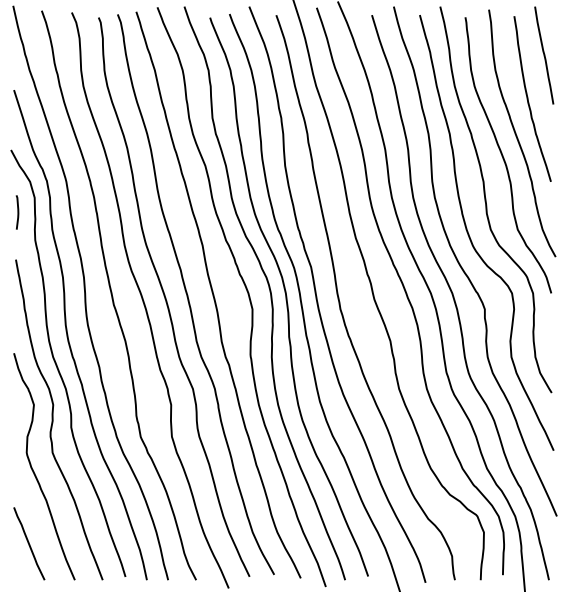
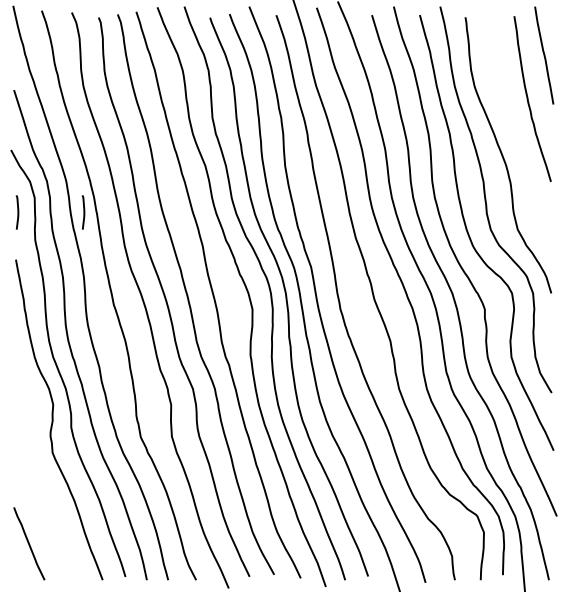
curve: present -> none (517, 135)
curve: none -> present (83, 212)
curve: present -> none (34, 471)
